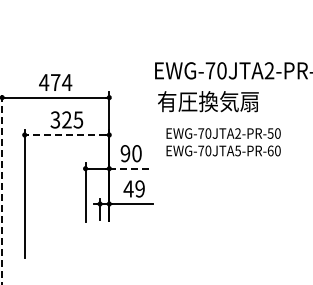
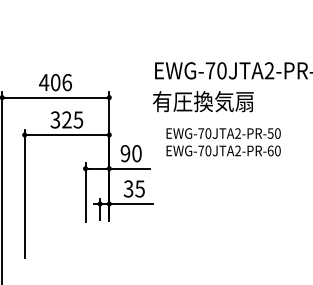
text: 474 -> 406 (61, 82)
text position: (208, 101) -> (203, 101) (203, 101)
line: dashed -> solid (66, 135)
text: EWG-70JTA5-PR-60 -> EWG-70JTA2-PR-60 (237, 150)
line: dashed -> solid (130, 168)
line: dashed -> solid (2, 187)
text: 49 -> 35 (133, 188)
